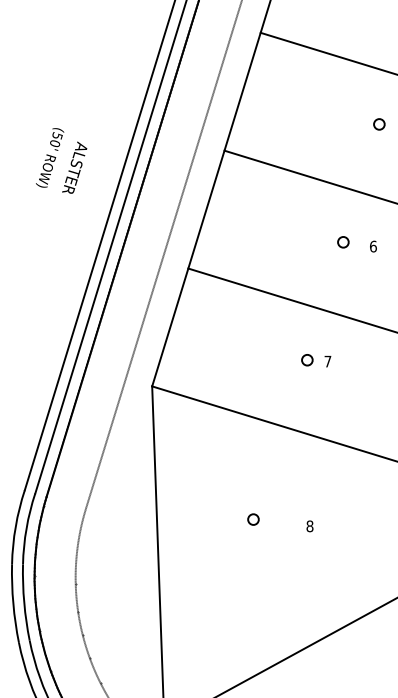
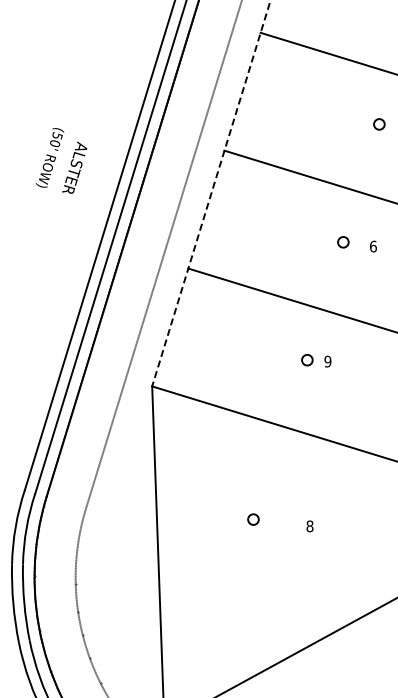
line: solid -> dashed (211, 193)
text: 7 -> 9 (327, 361)
